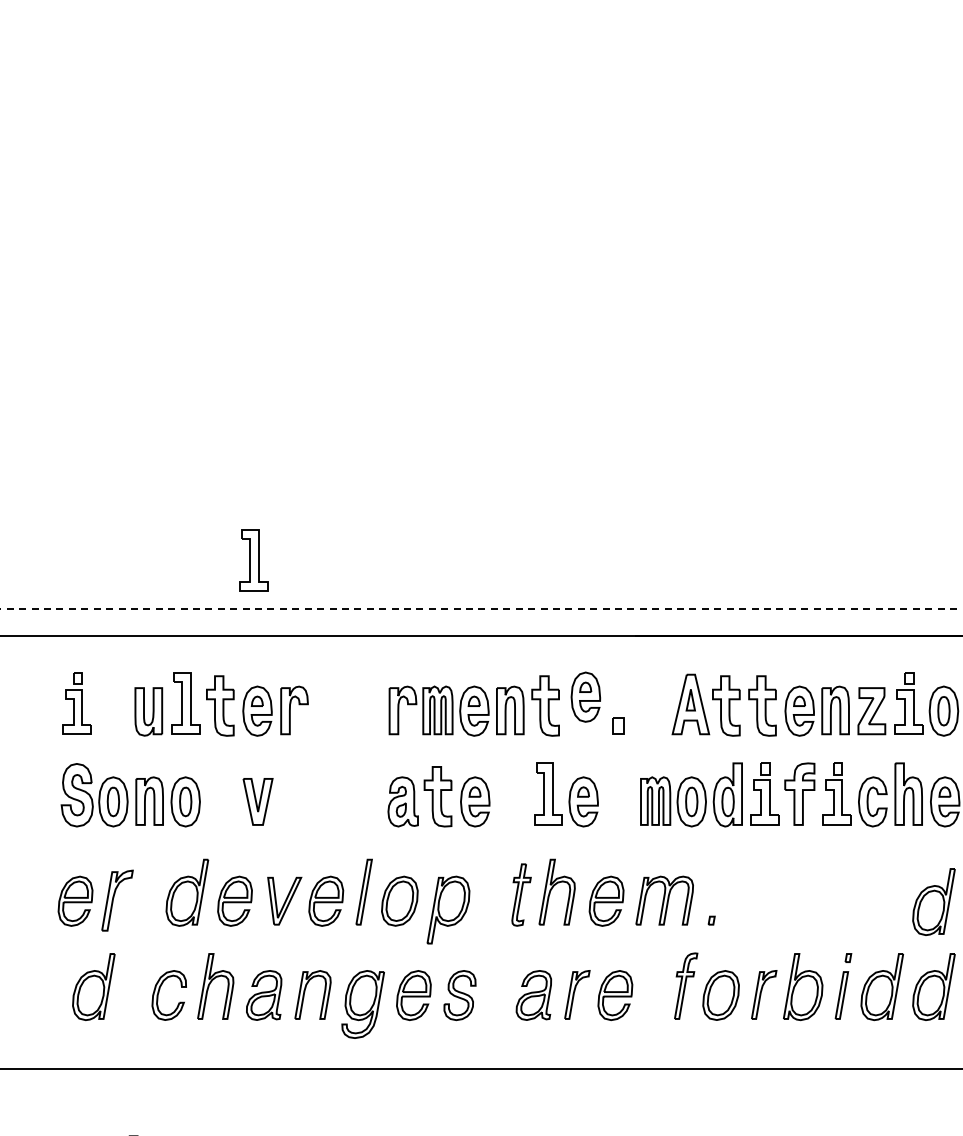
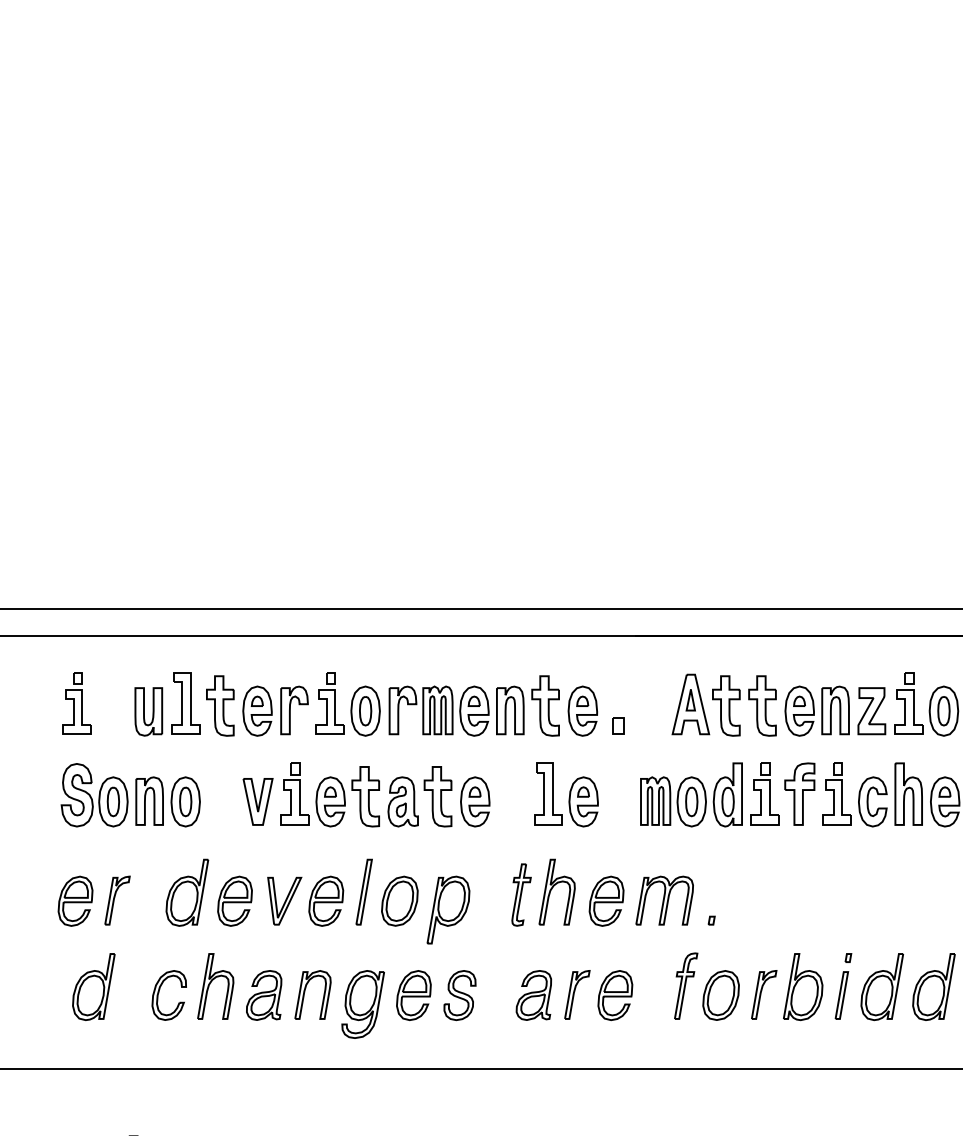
part: present -> none (253, 560)
line: dashed -> solid (481, 609)
part position: (585, 696) -> (582, 710) (582, 710)
part: none -> present (347, 704)
part: none -> present (329, 794)
part size: 33x63 px -> 27x51 px (117, 900)
part: present -> none (933, 901)
